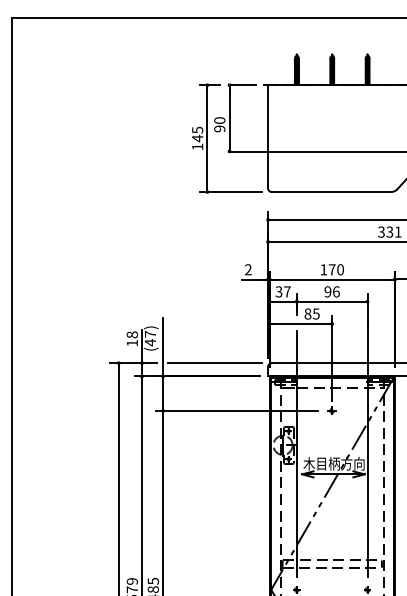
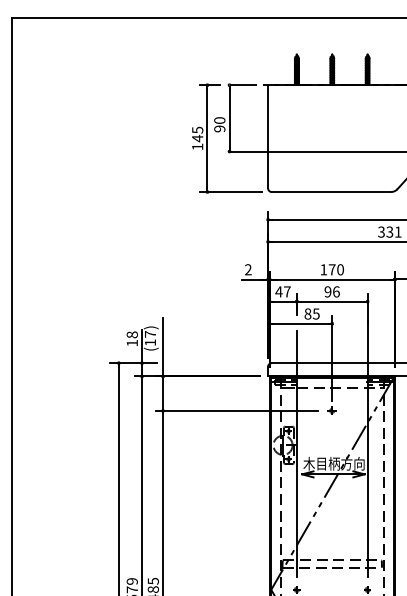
text: 37 -> 47 (278, 291)
text: (47) -> (17) (150, 342)
line: present -> none (215, 363)
